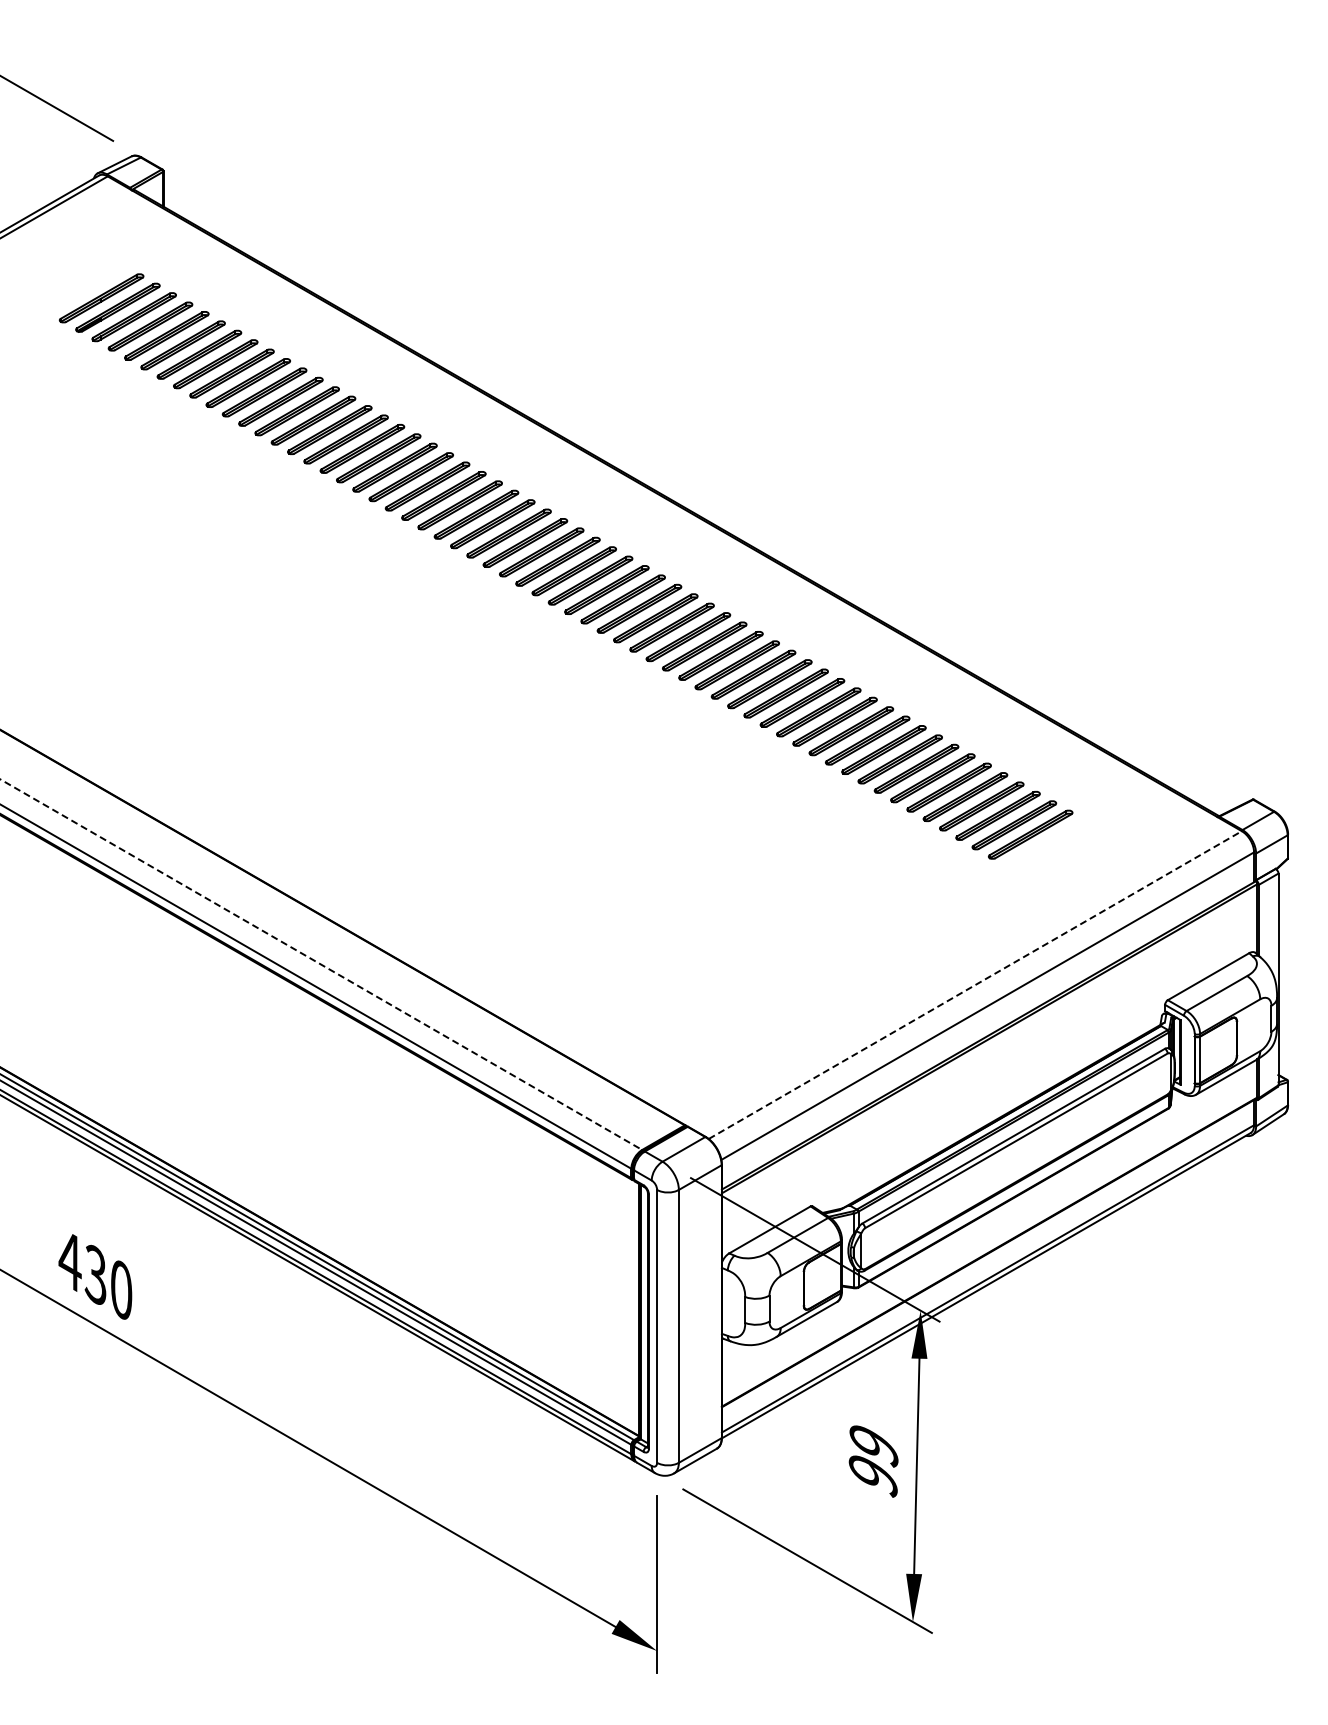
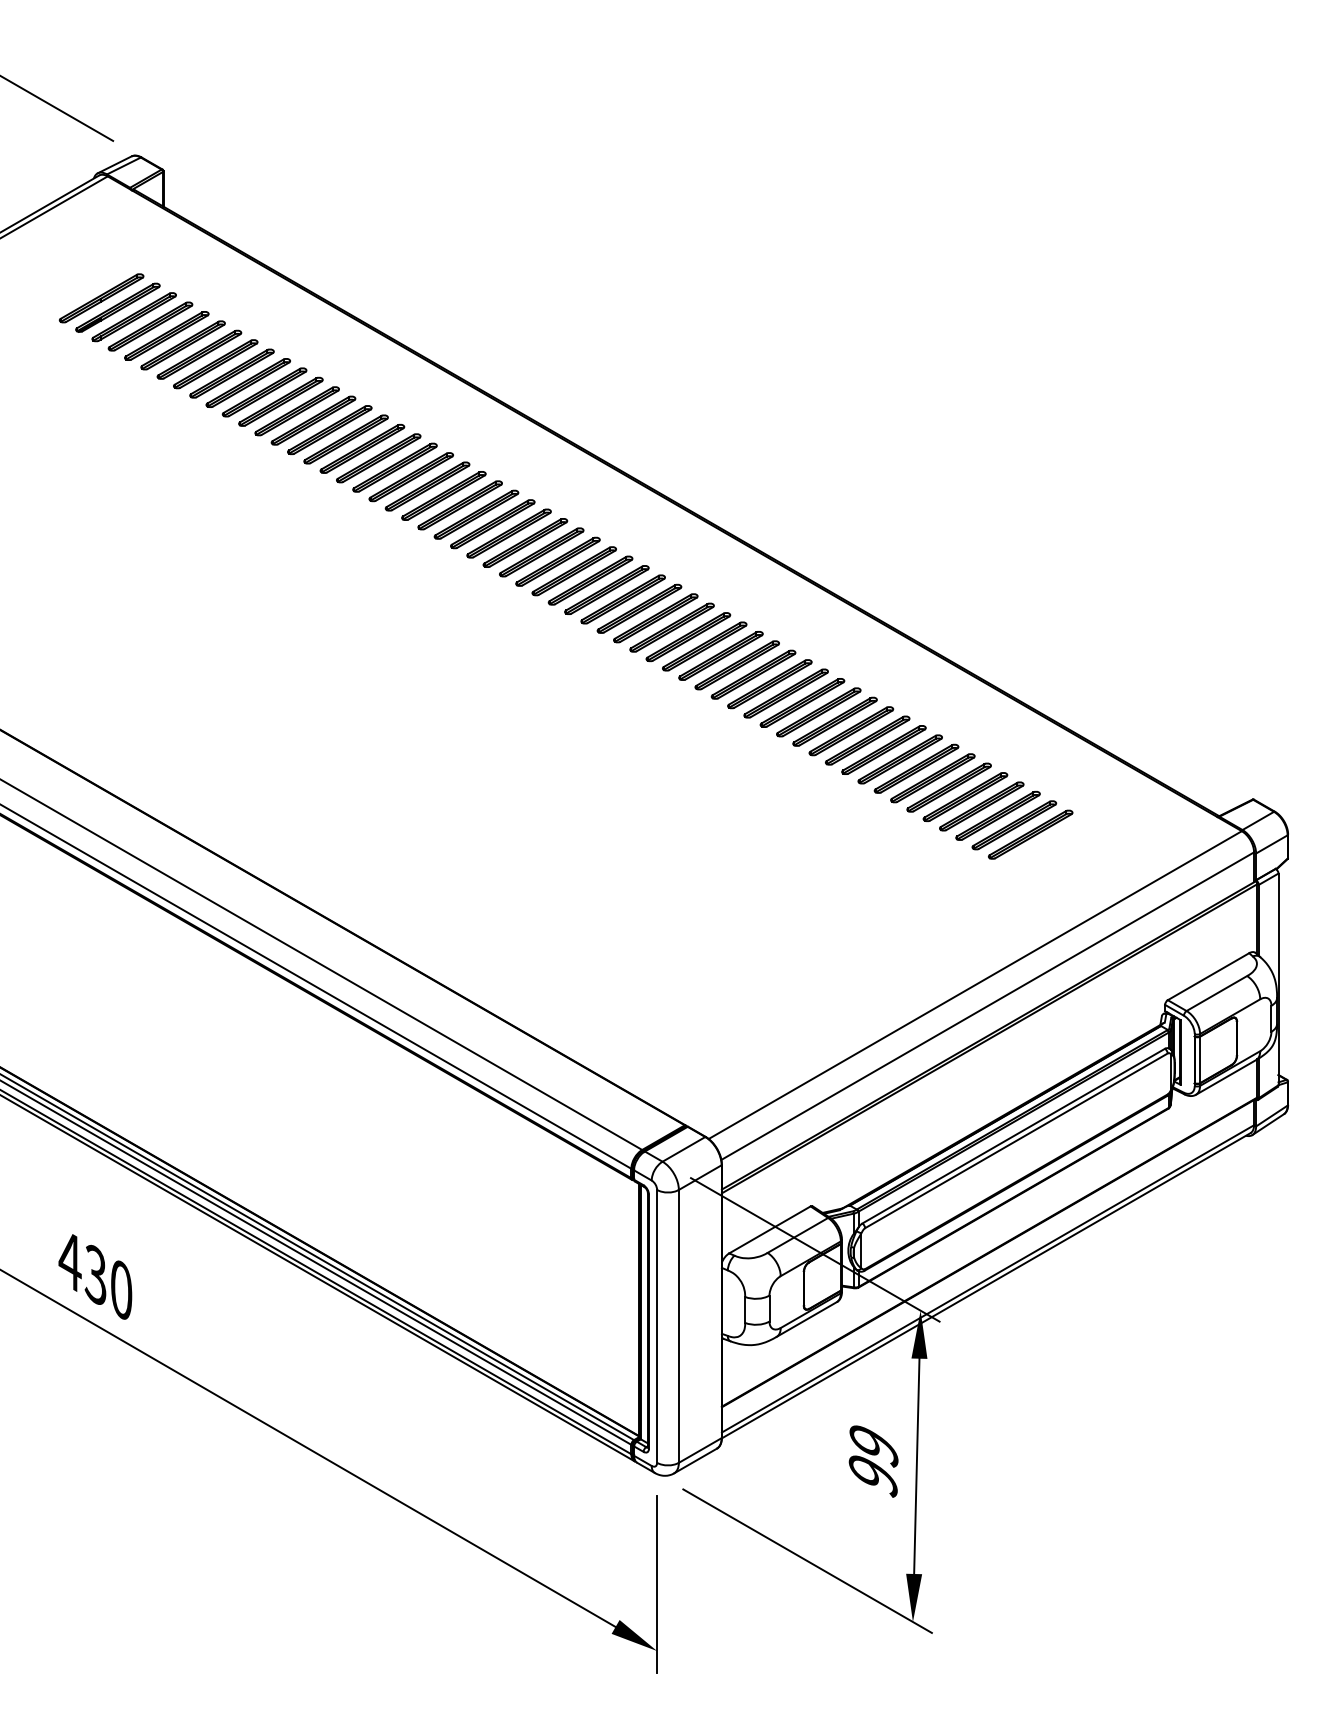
line: dashed -> solid (321, 964)
line: dashed -> solid (975, 985)
